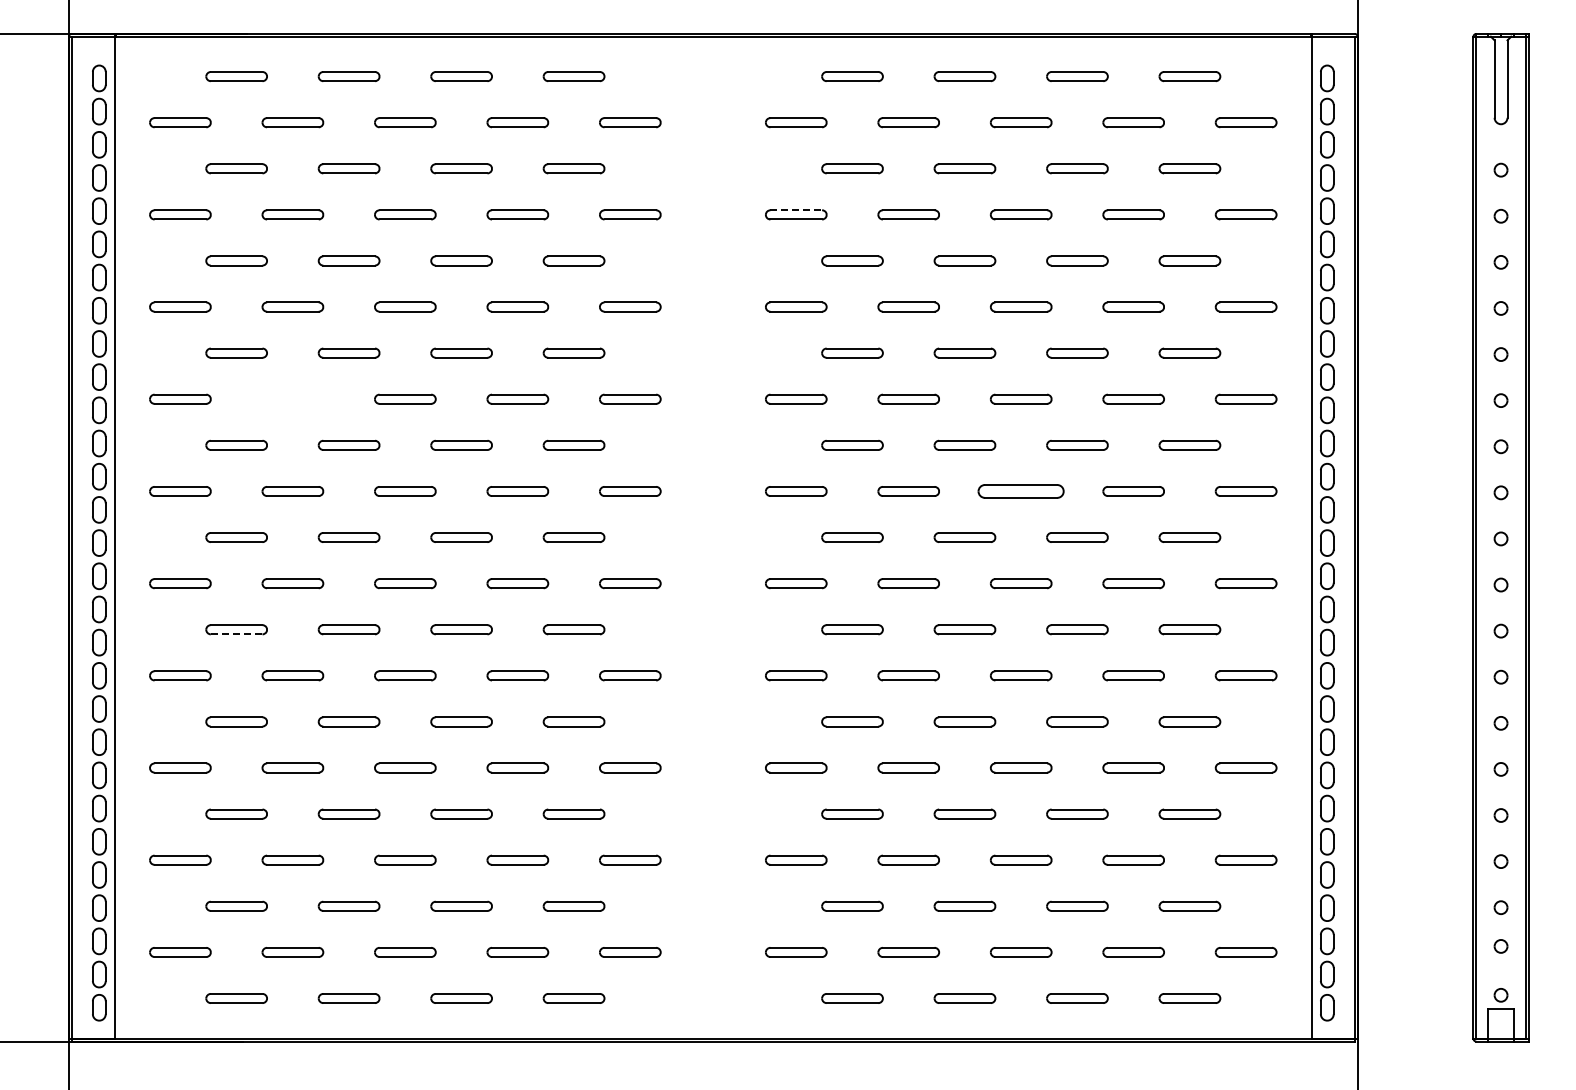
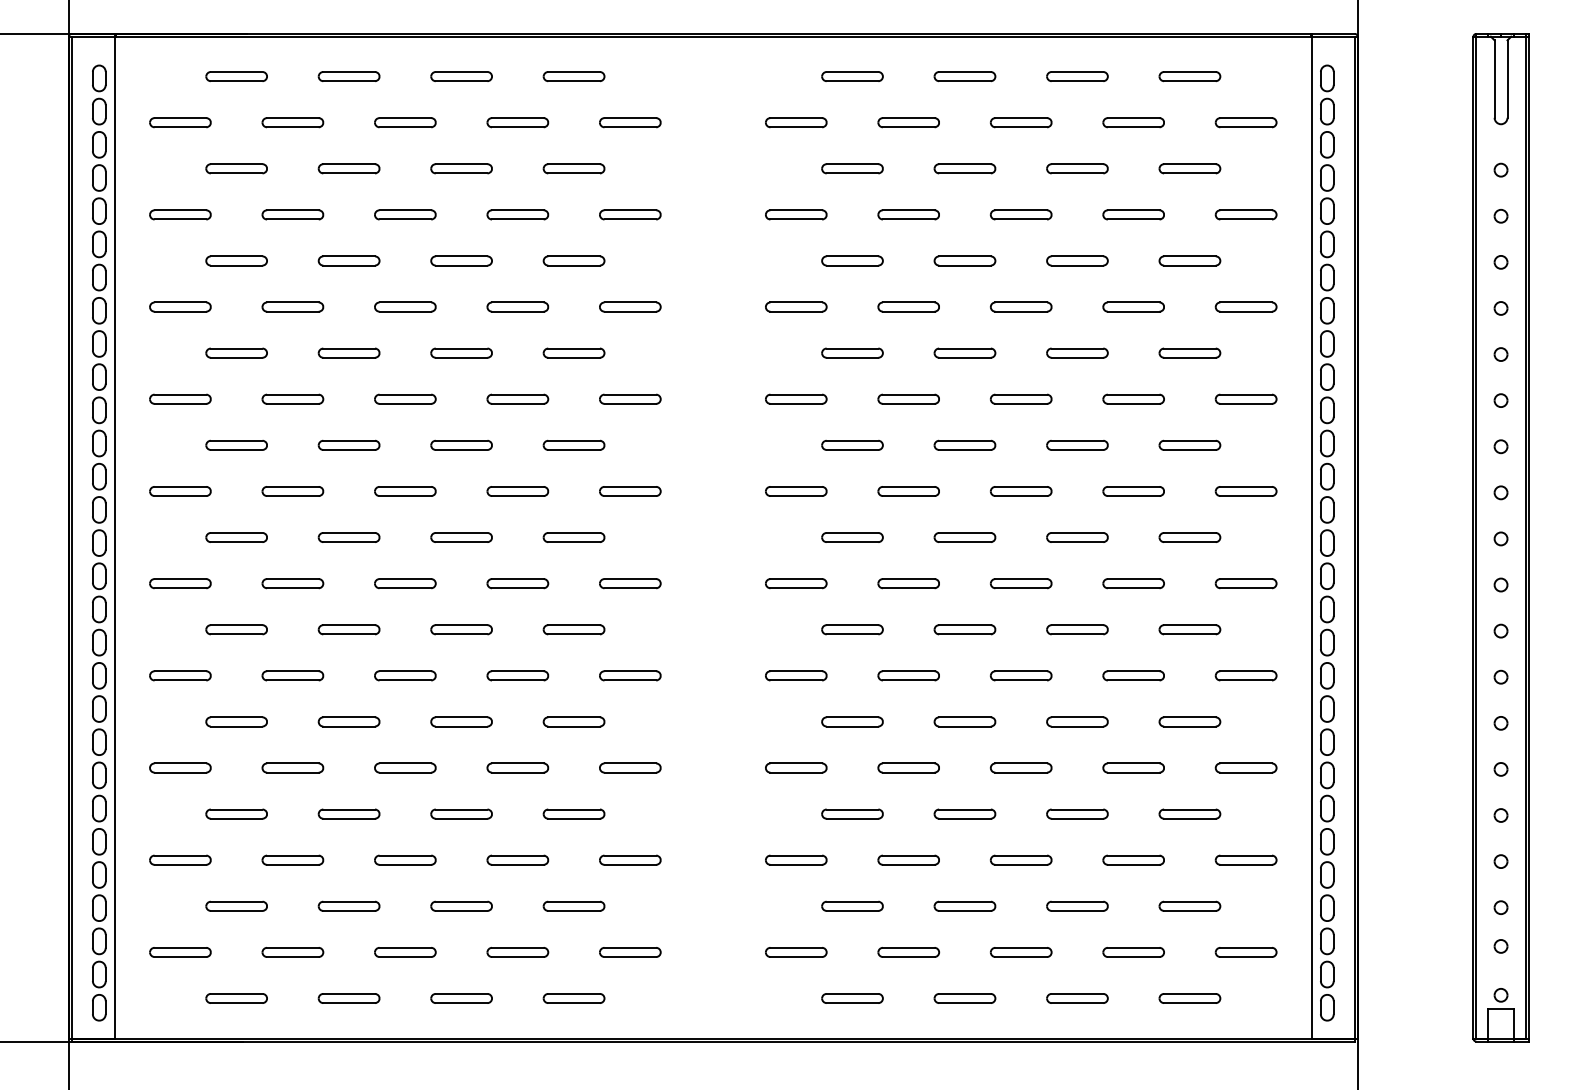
line: dashed -> solid (796, 210)
part: none -> present (292, 398)
part size: 88x15 px -> 63x11 px (1021, 491)
line: dashed -> solid (236, 634)
